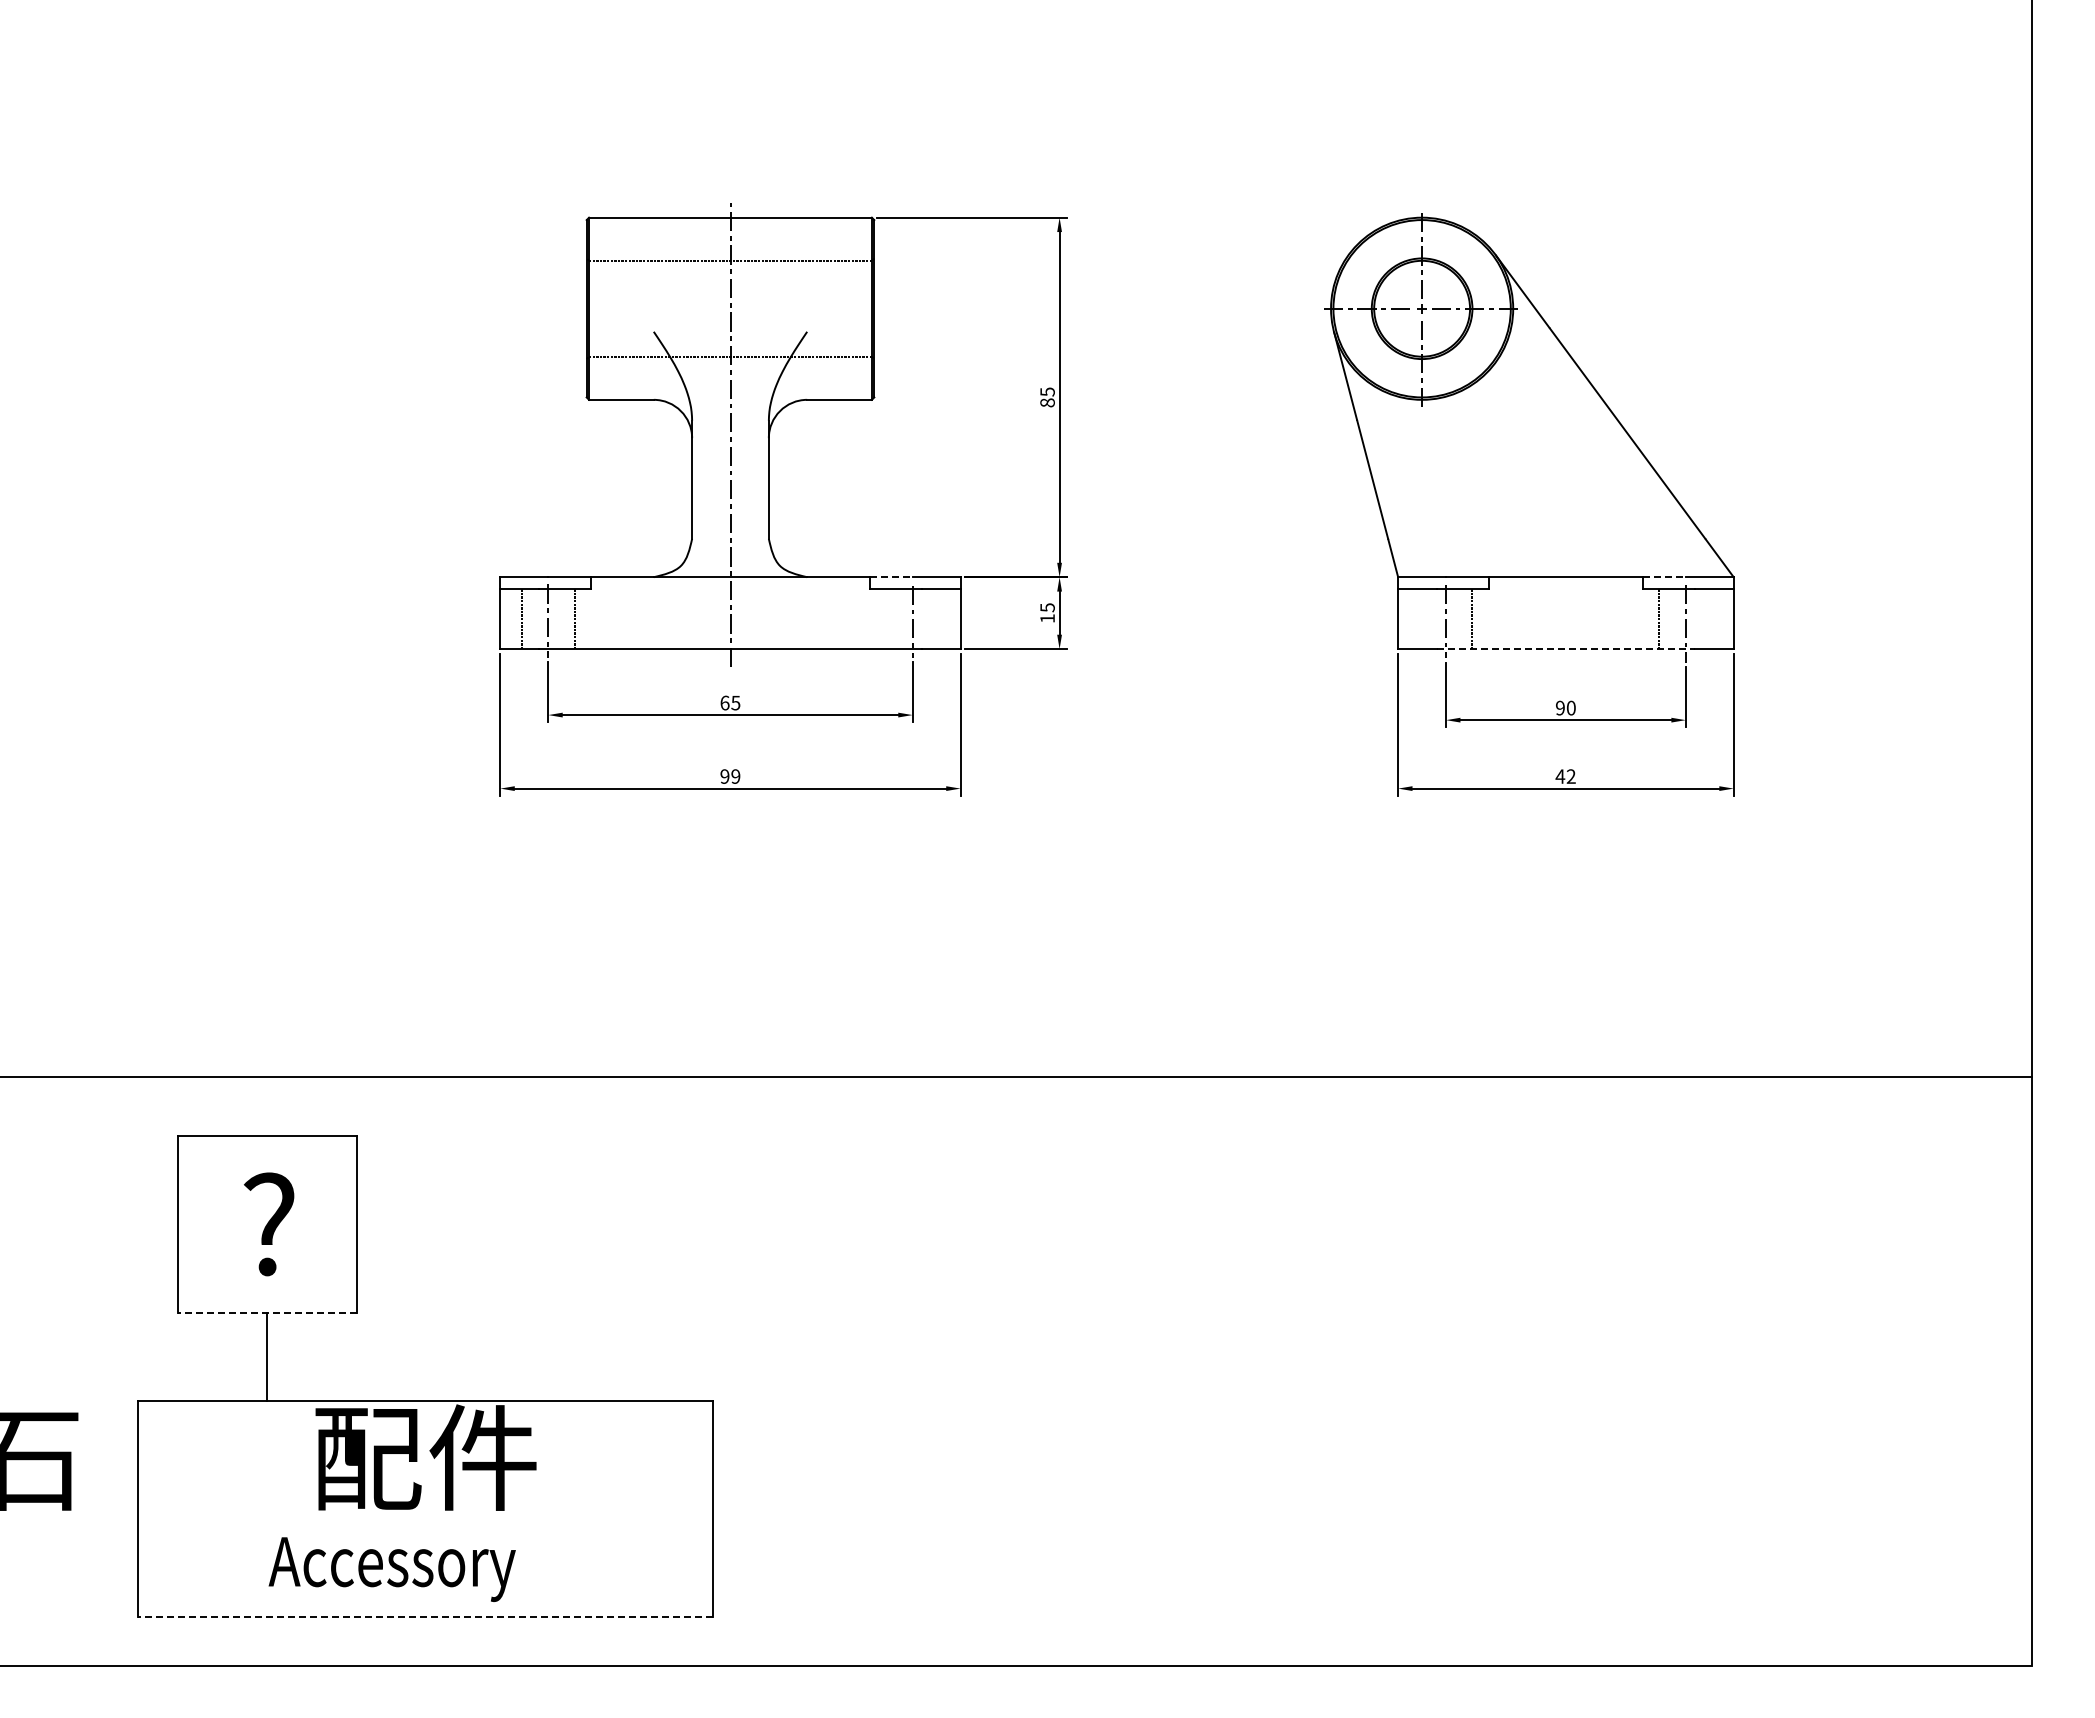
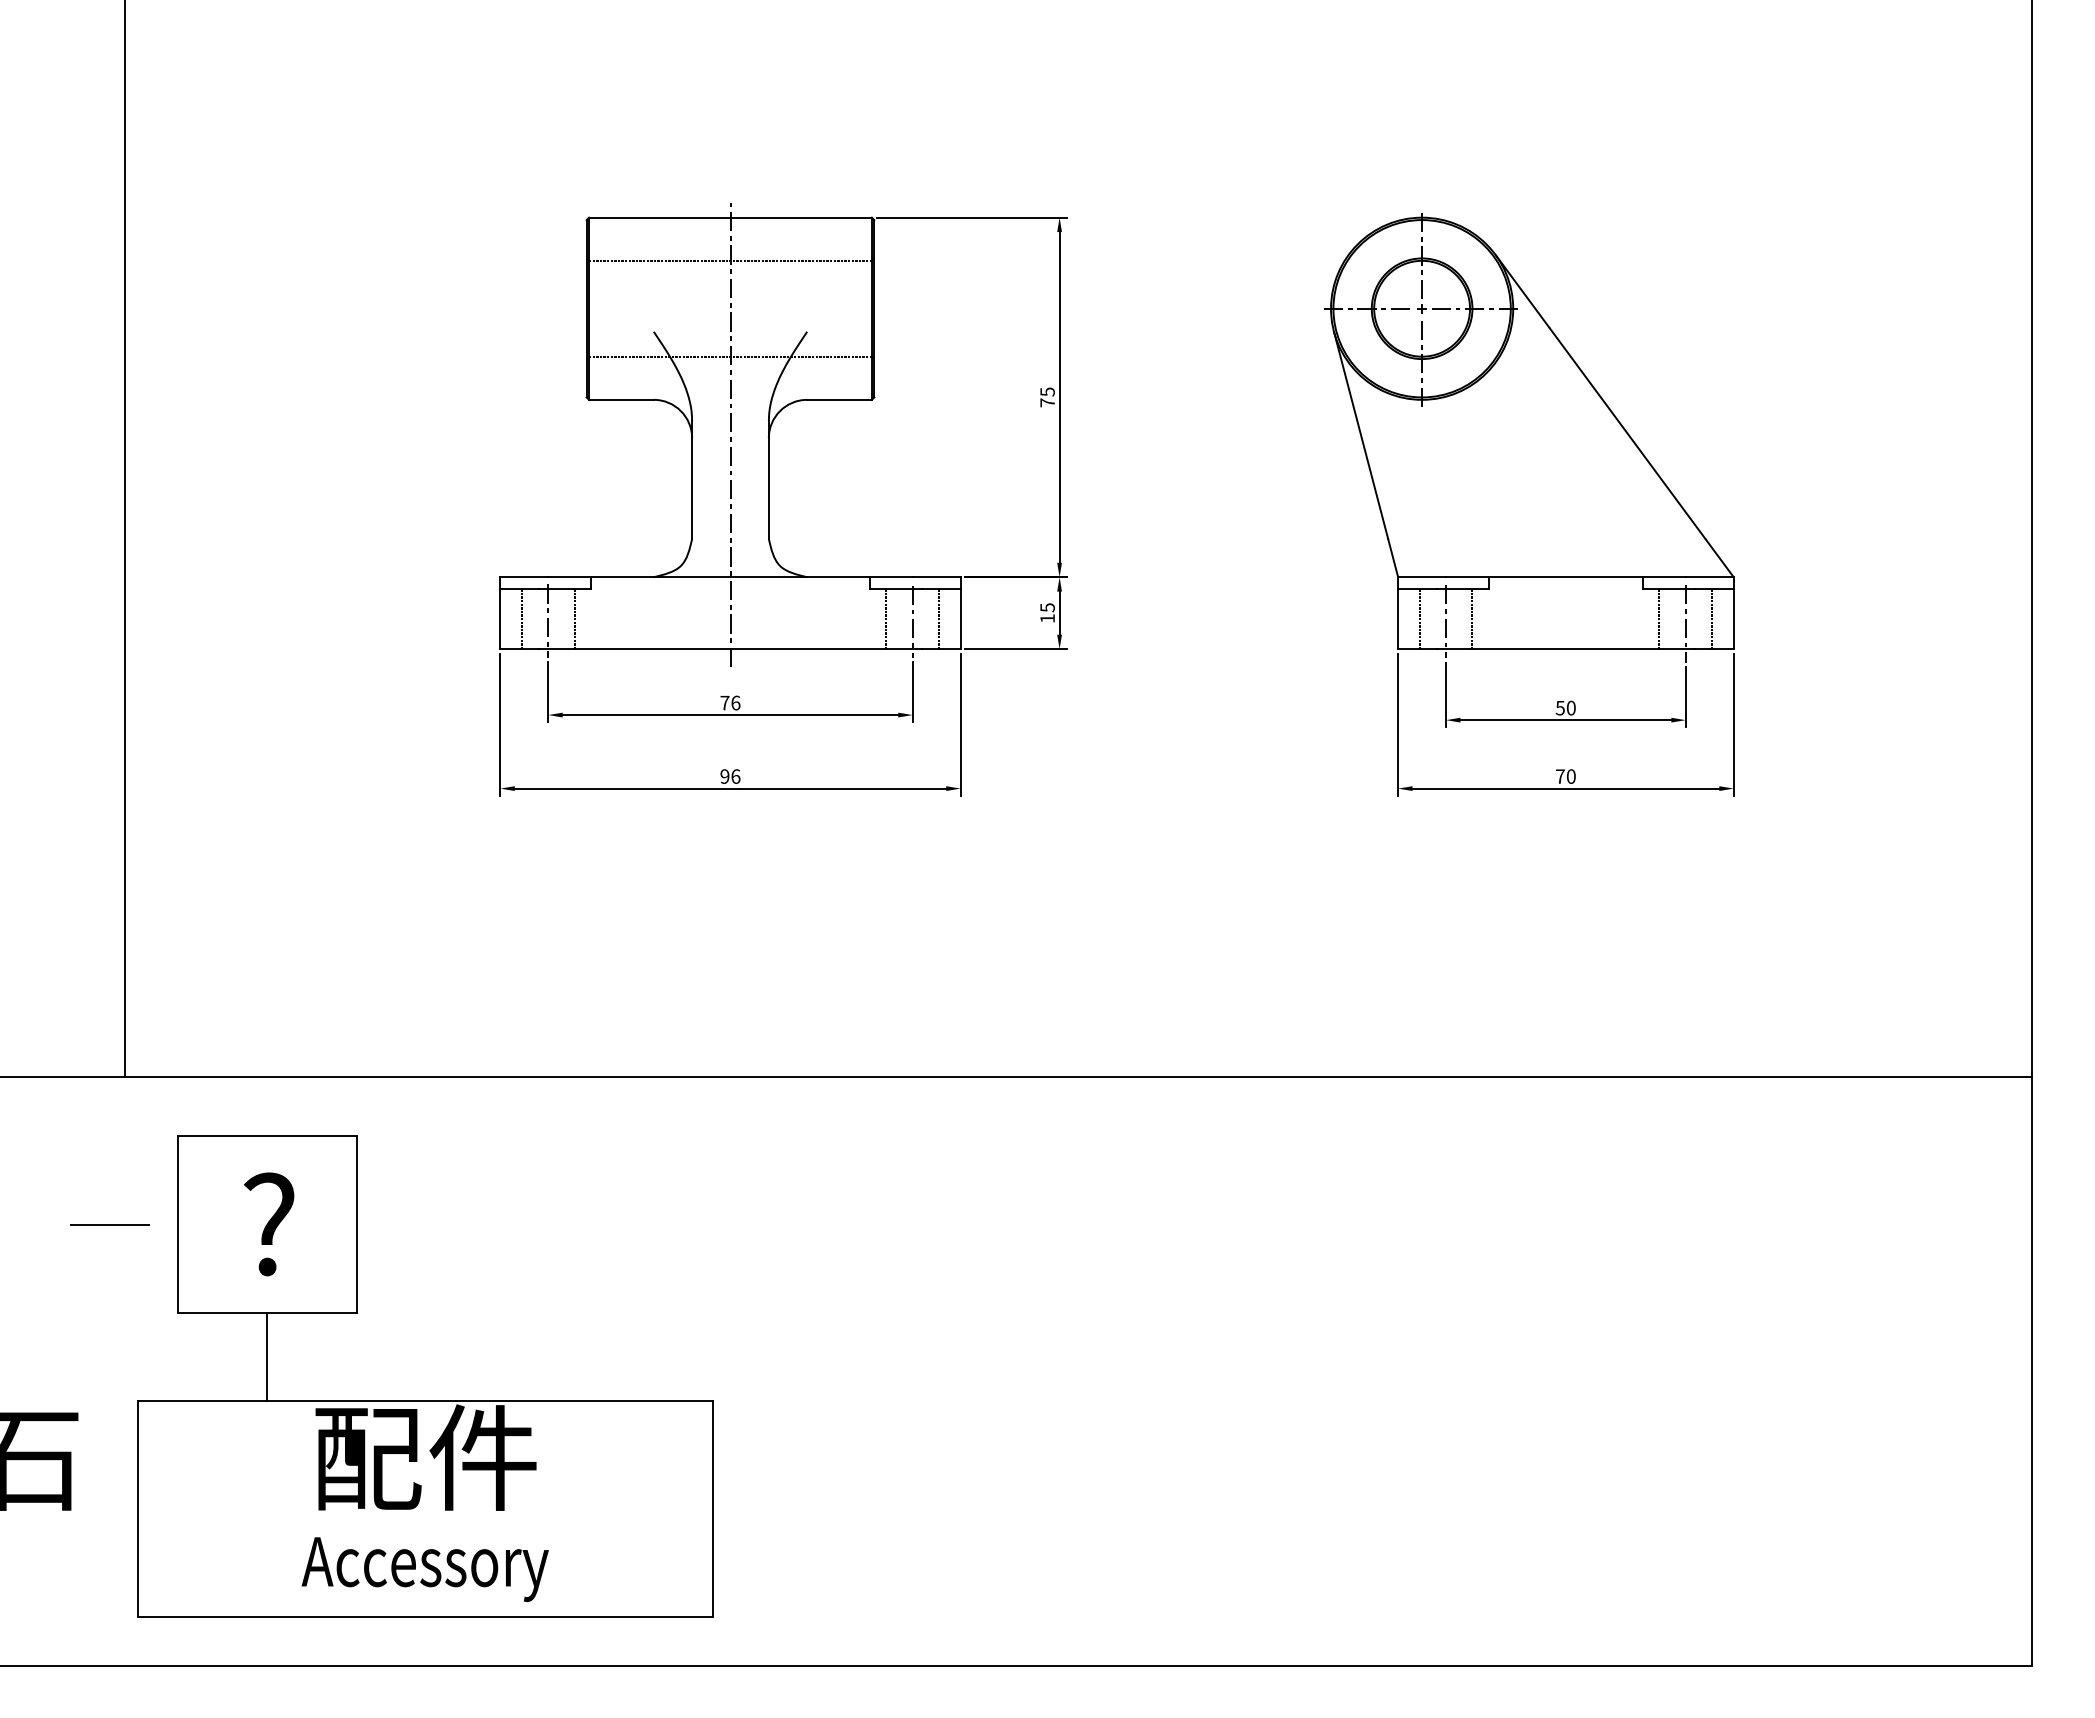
text: 85 -> 75 (1047, 402)
line: none -> present (125, 539)
line: dashed -> solid (891, 577)
line: dashed -> solid (1664, 577)
line: none -> present (886, 619)
line: none -> present (939, 619)
line: none -> present (1419, 619)
line: none -> present (1712, 619)
line: dashed -> solid (1566, 649)
text: 65 -> 76 (730, 702)
text: 90 -> 50 (1559, 707)
text: 99 -> 96 (735, 776)
text: 42 -> 70 (1565, 776)
line: none -> present (109, 1224)
line: dashed -> solid (266, 1312)
text position: (391, 1569) -> (424, 1569) (424, 1569)
line: dashed -> solid (425, 1617)
